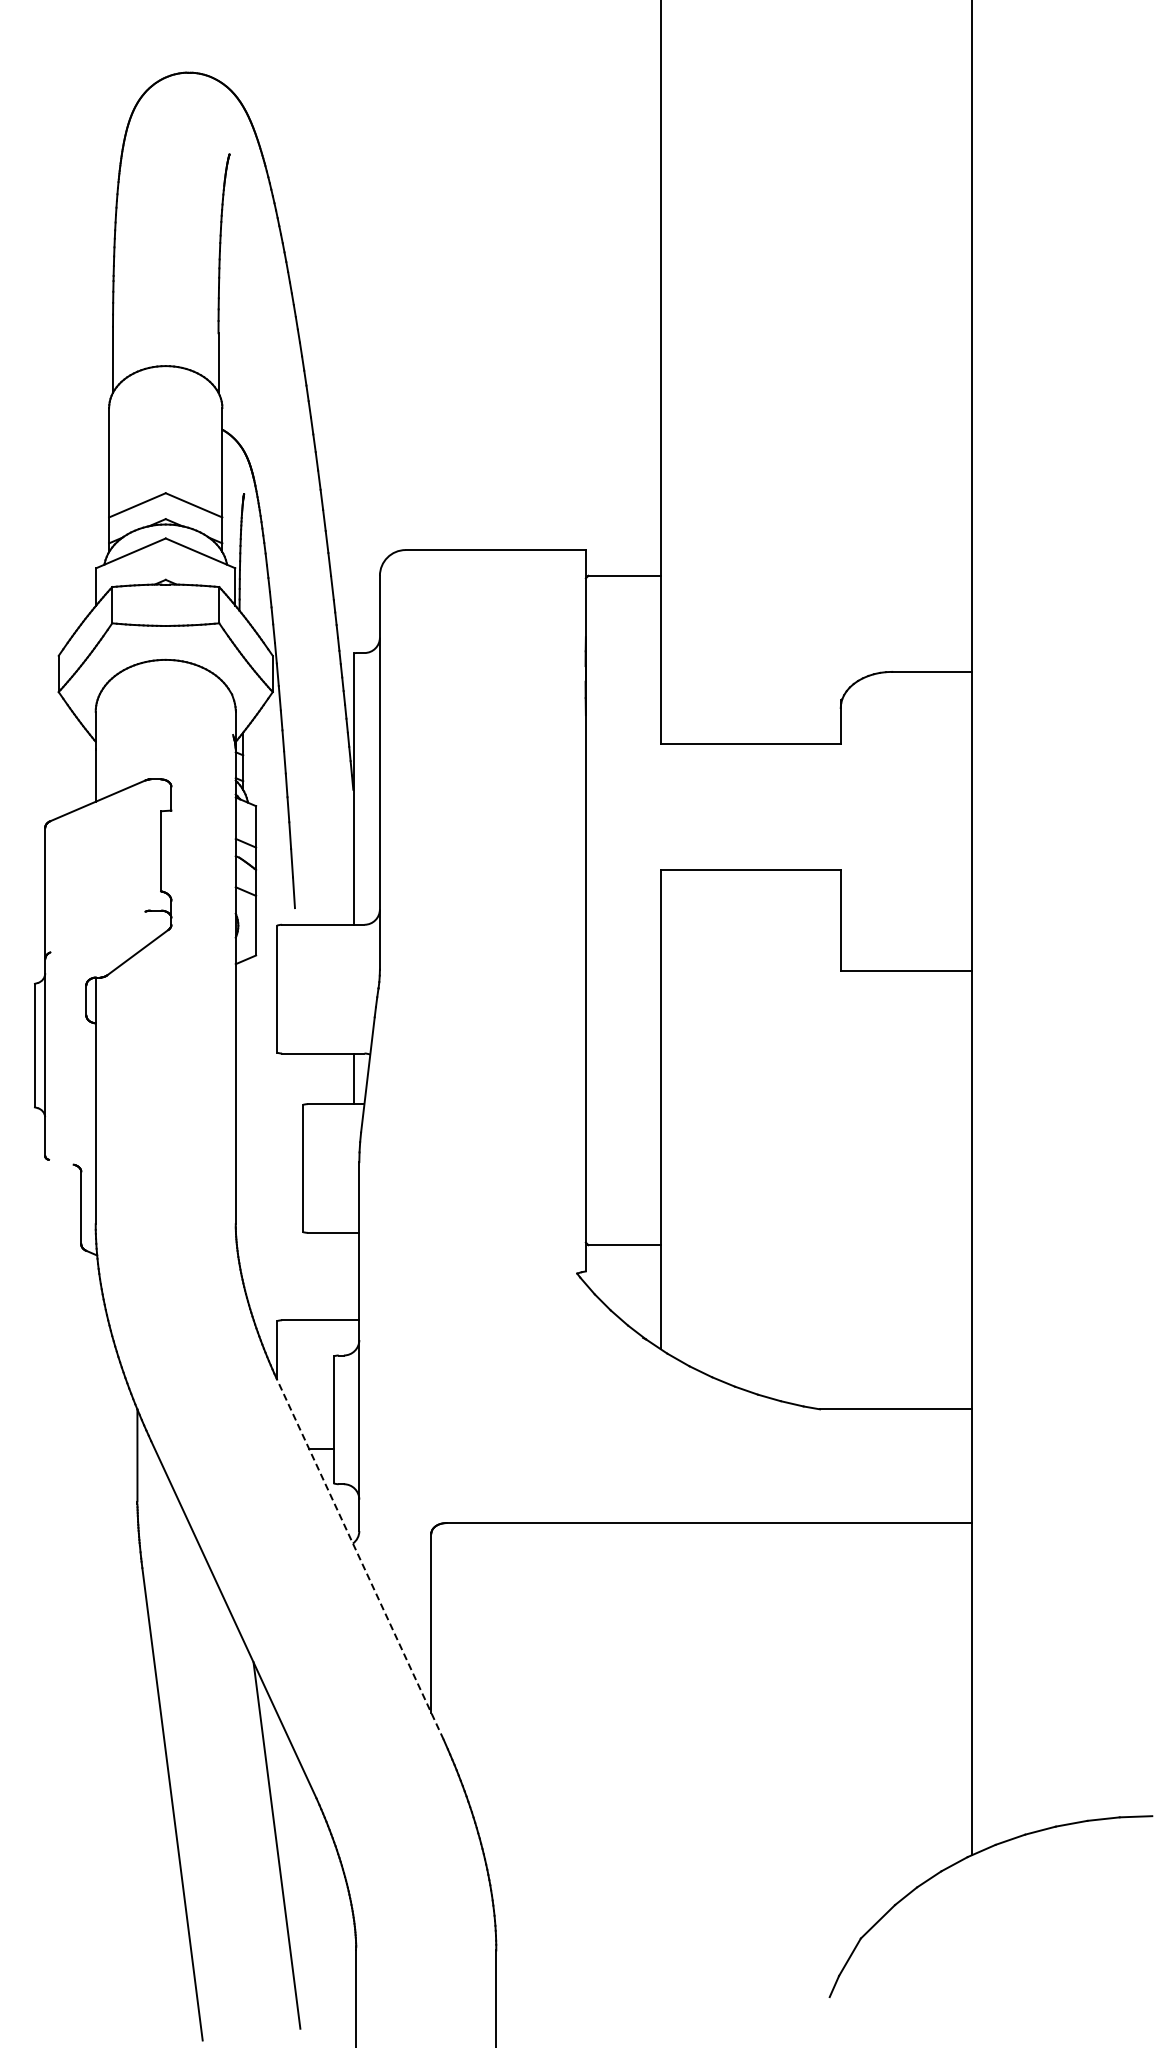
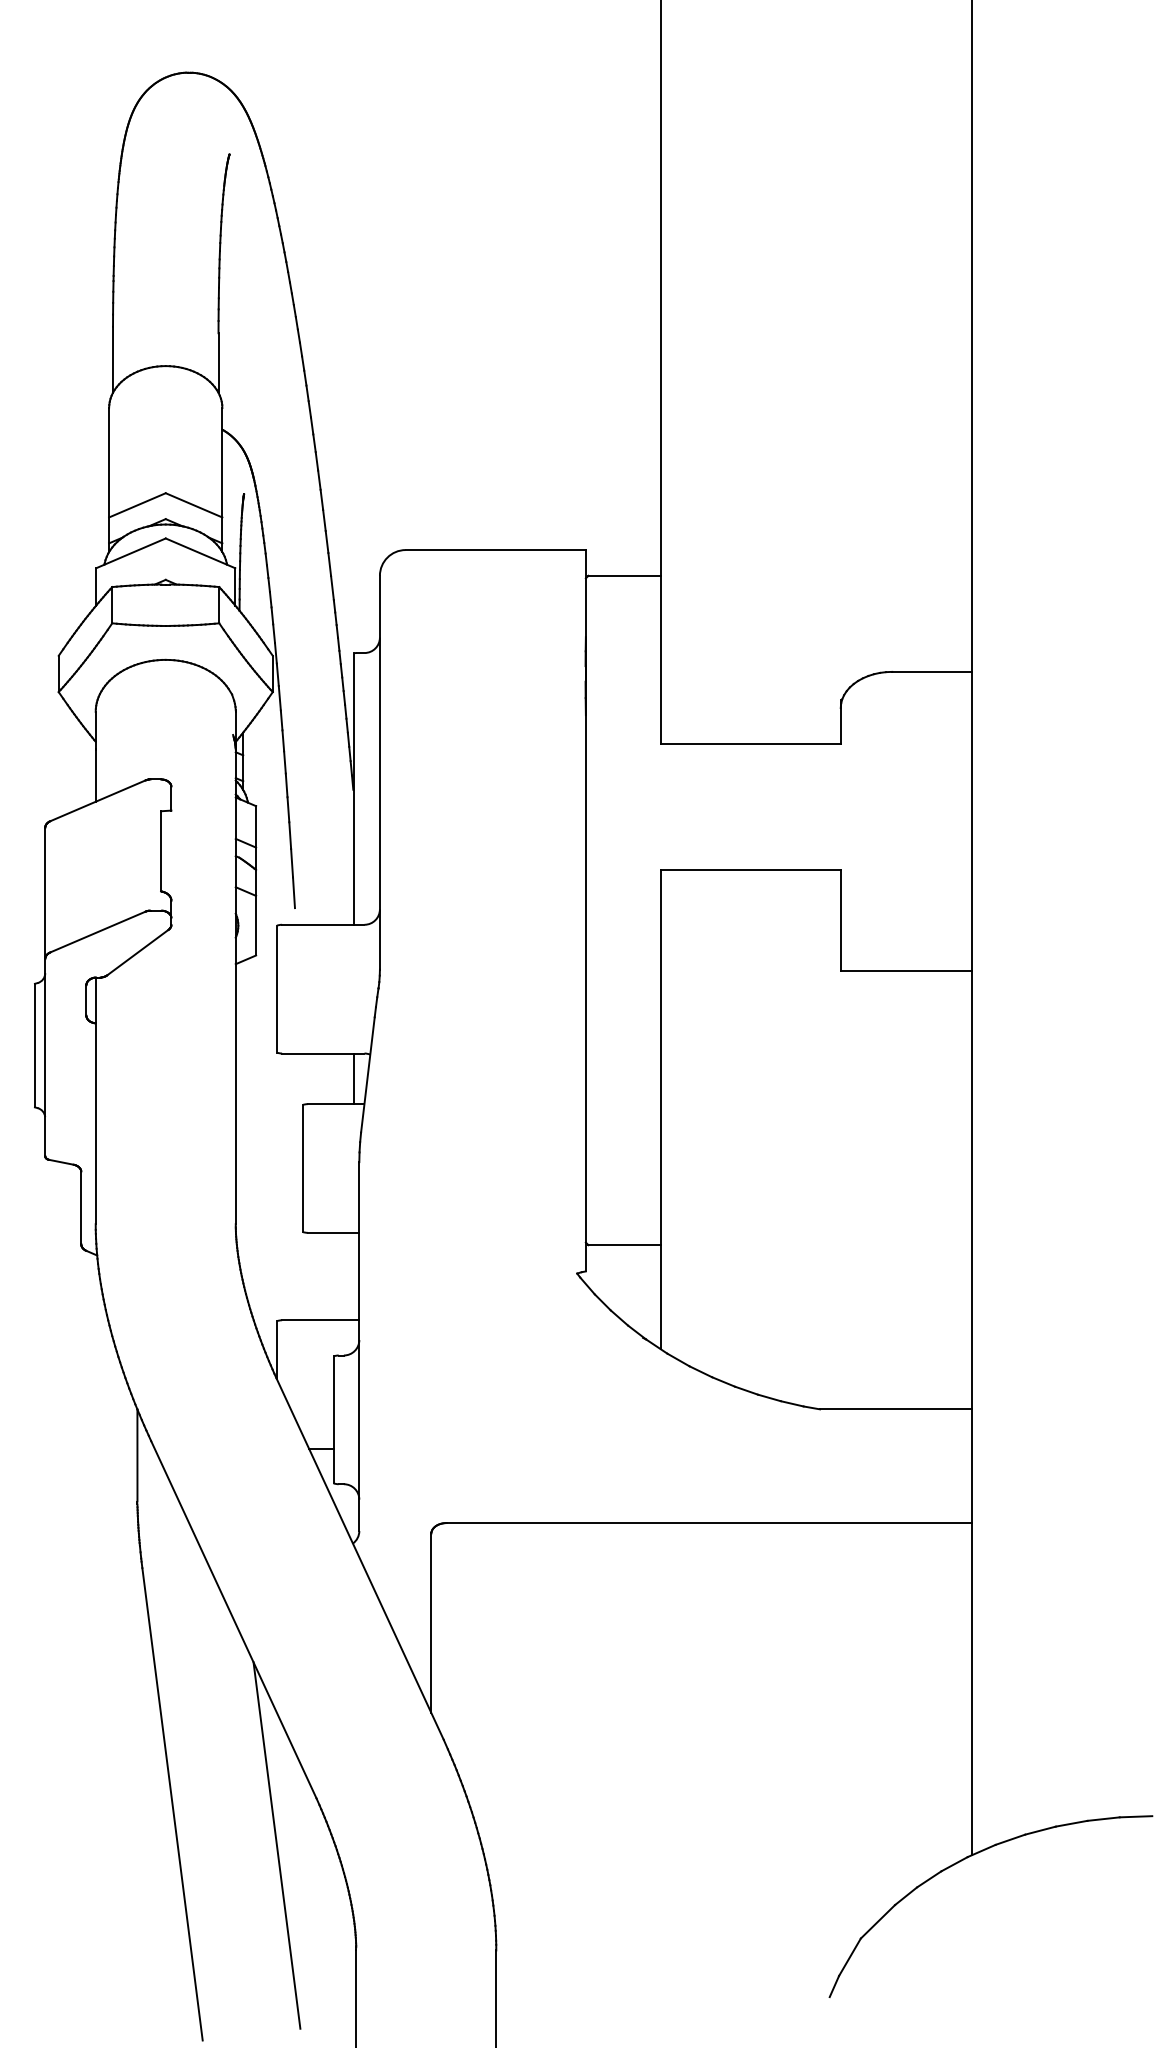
line: none -> present (97, 931)
line: none -> present (61, 1161)
line: dashed -> solid (359, 1558)
